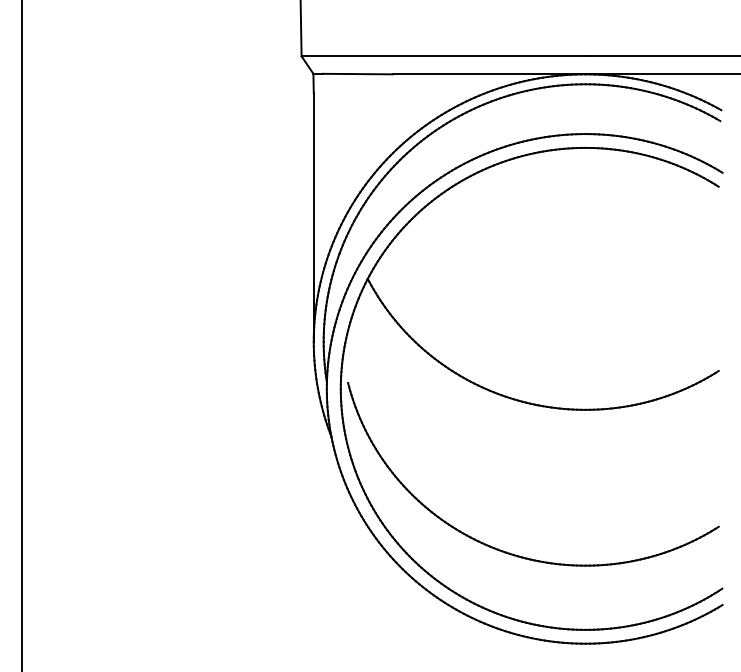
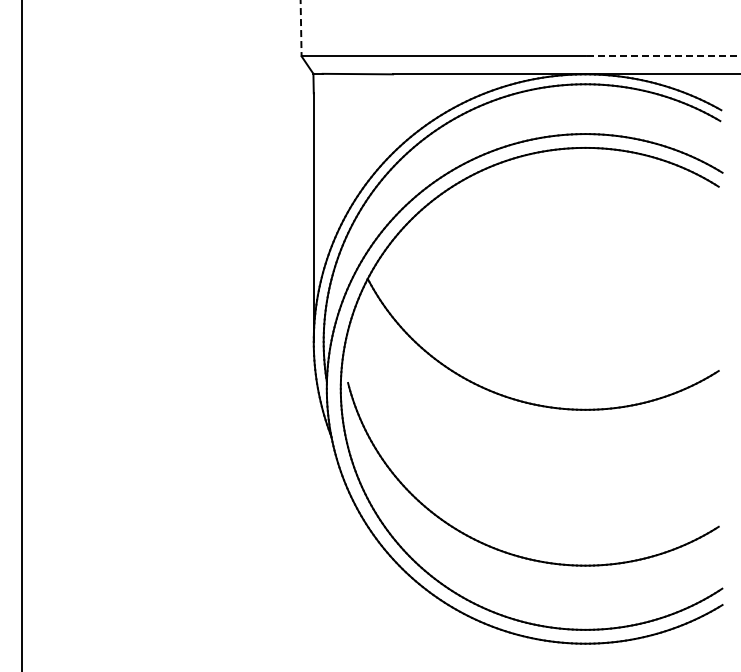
line: solid -> dashed (301, 28)
line: solid -> dashed (662, 56)
